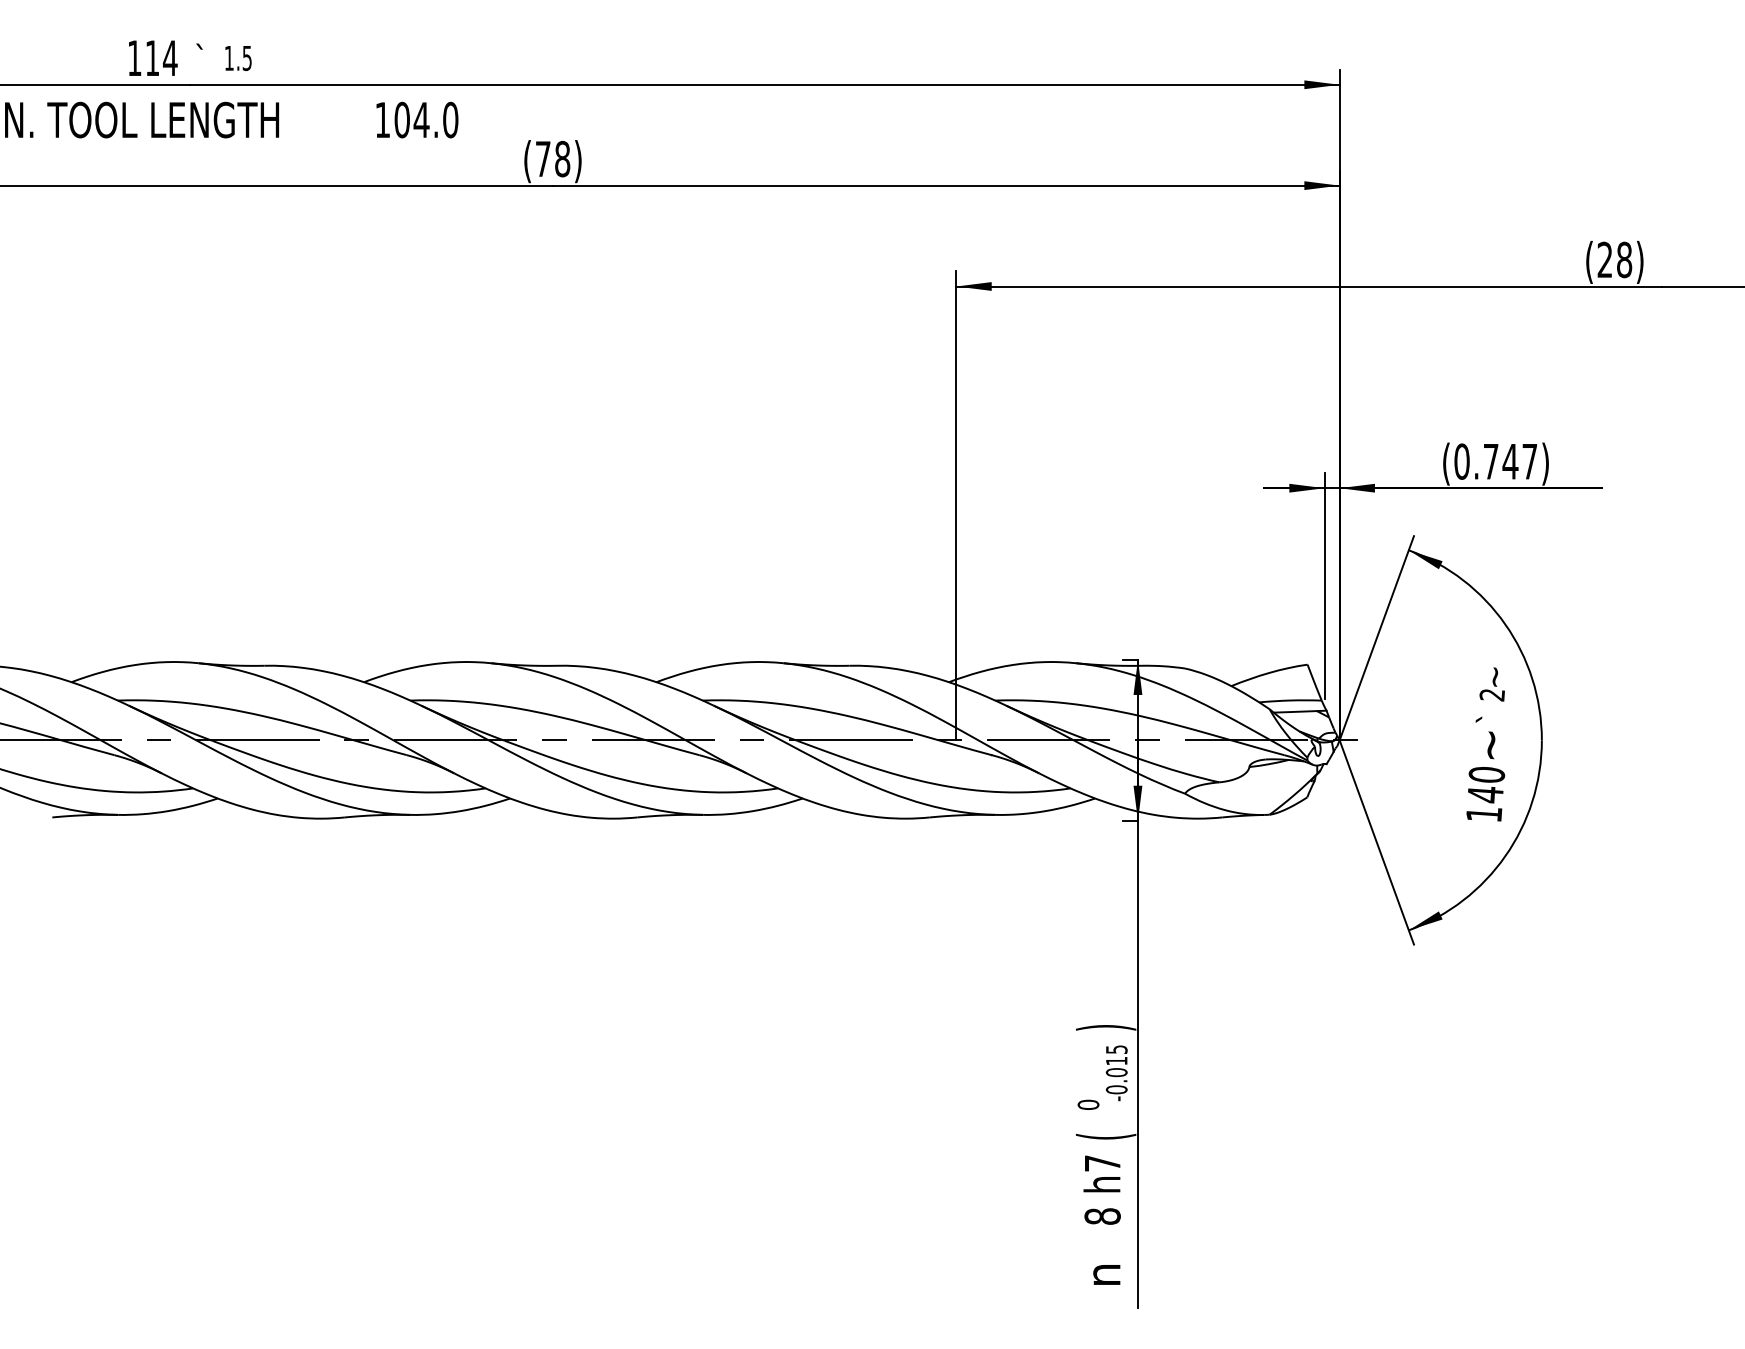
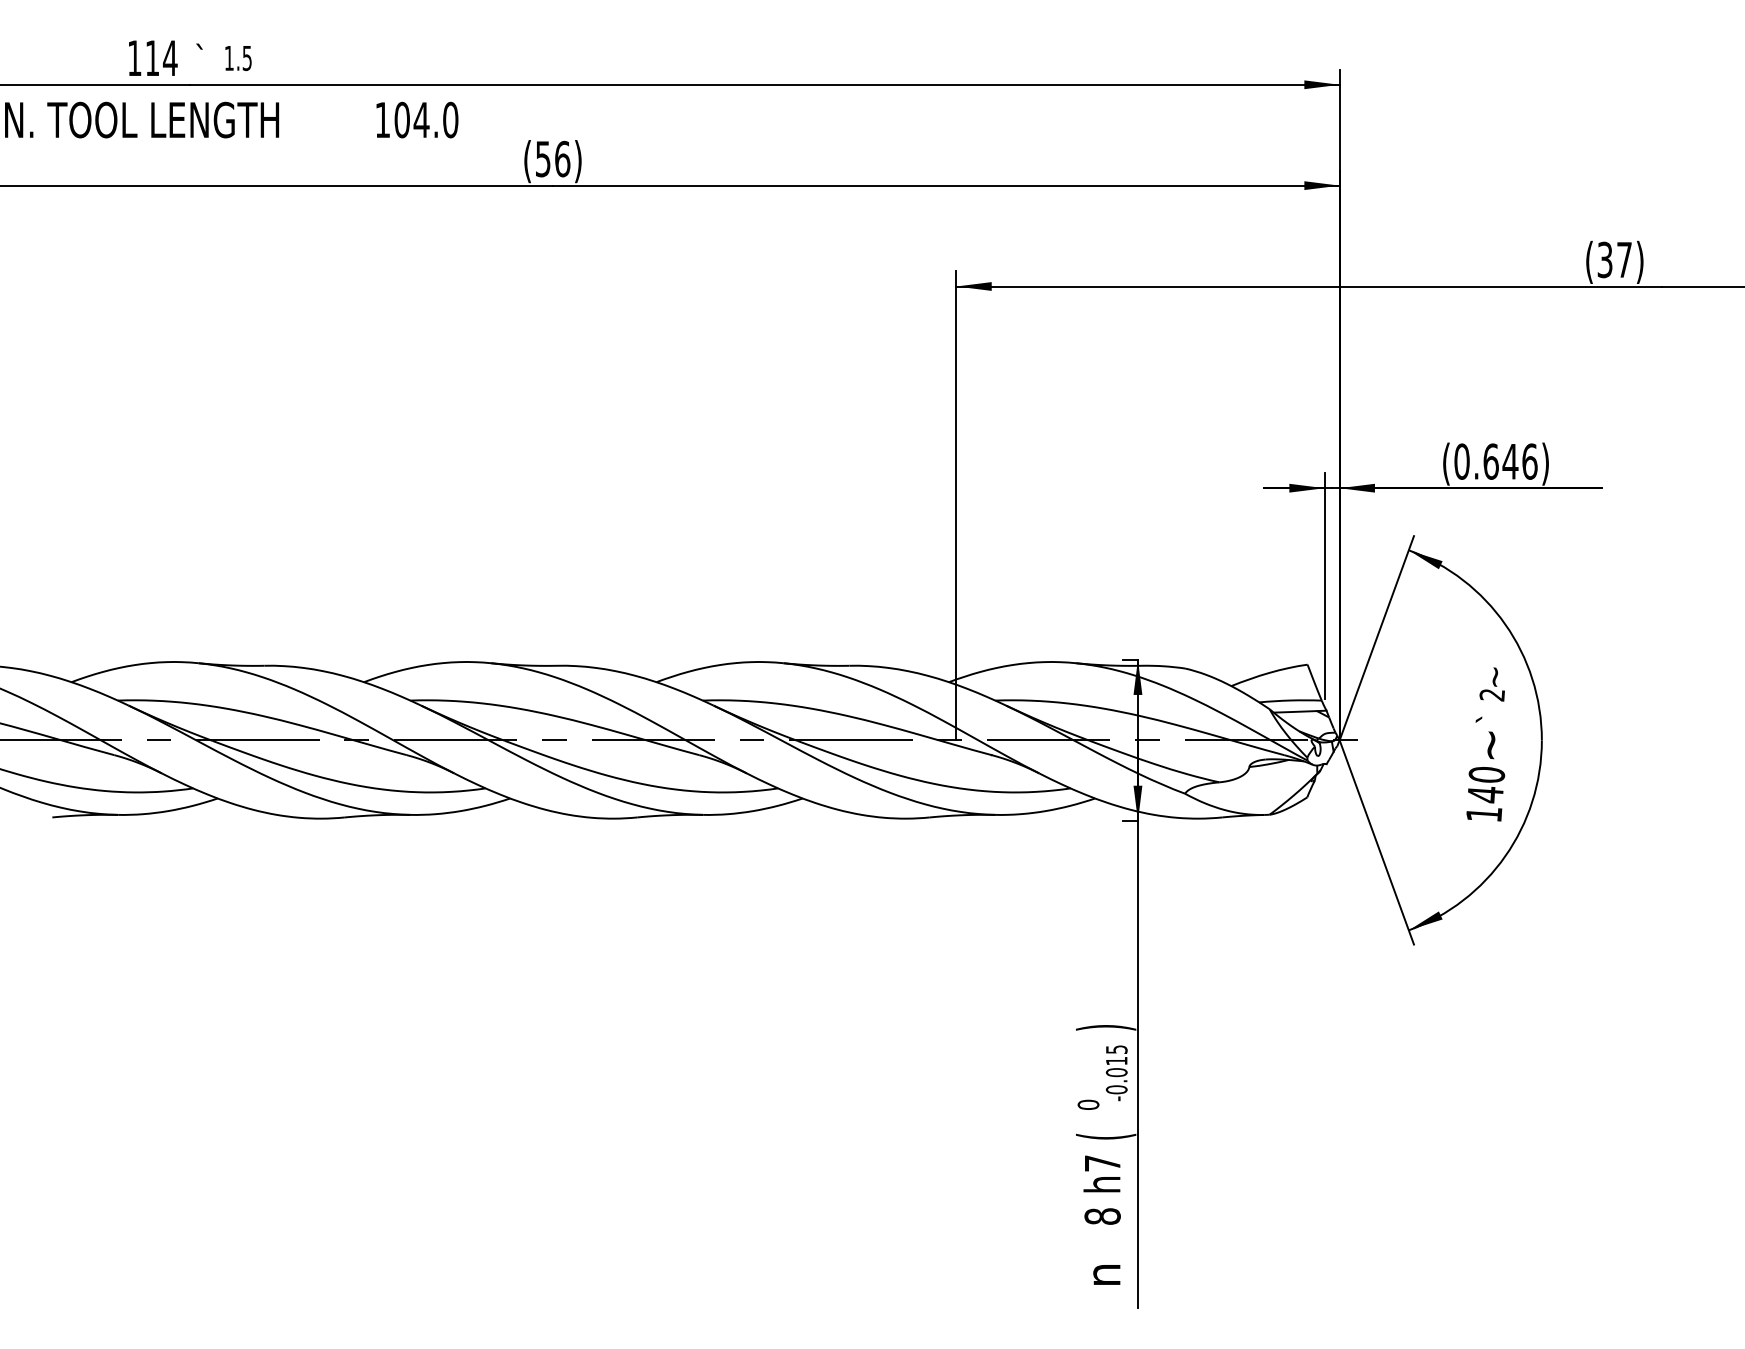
text: (78) -> (56) (553, 158)
text: (28) -> (37) (1614, 259)
text: (0.747) -> (0.646) (1510, 461)
